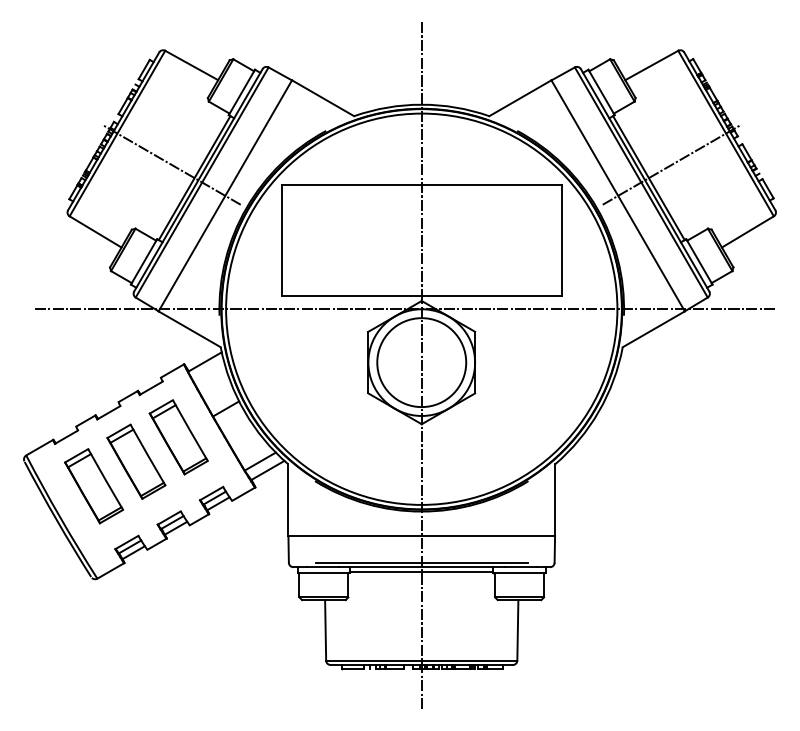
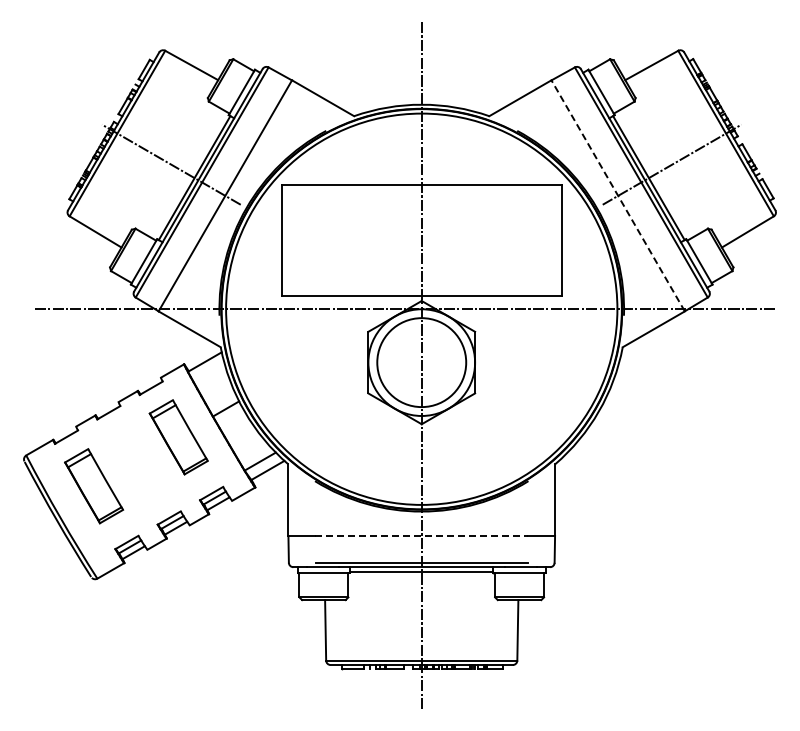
line: solid -> dashed (617, 195)
part: present -> none (136, 461)
line: solid -> dashed (421, 536)
